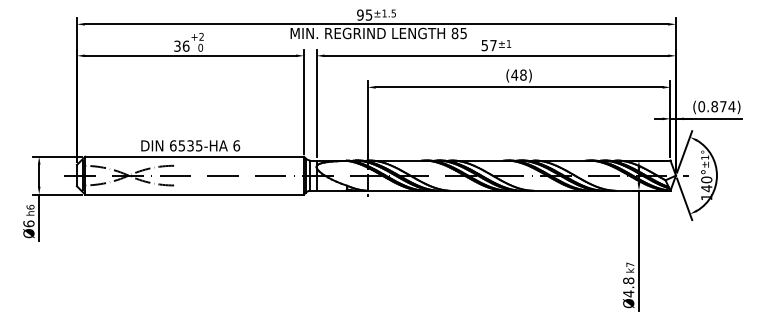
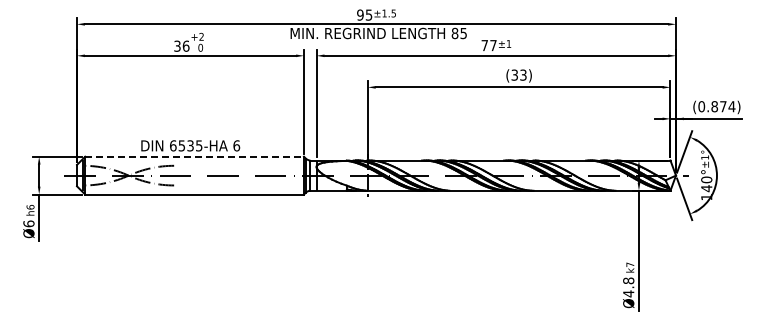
text: 57 -> 77 (484, 45)
text: (48) -> (33) (518, 74)
line: solid -> dashed (195, 156)
